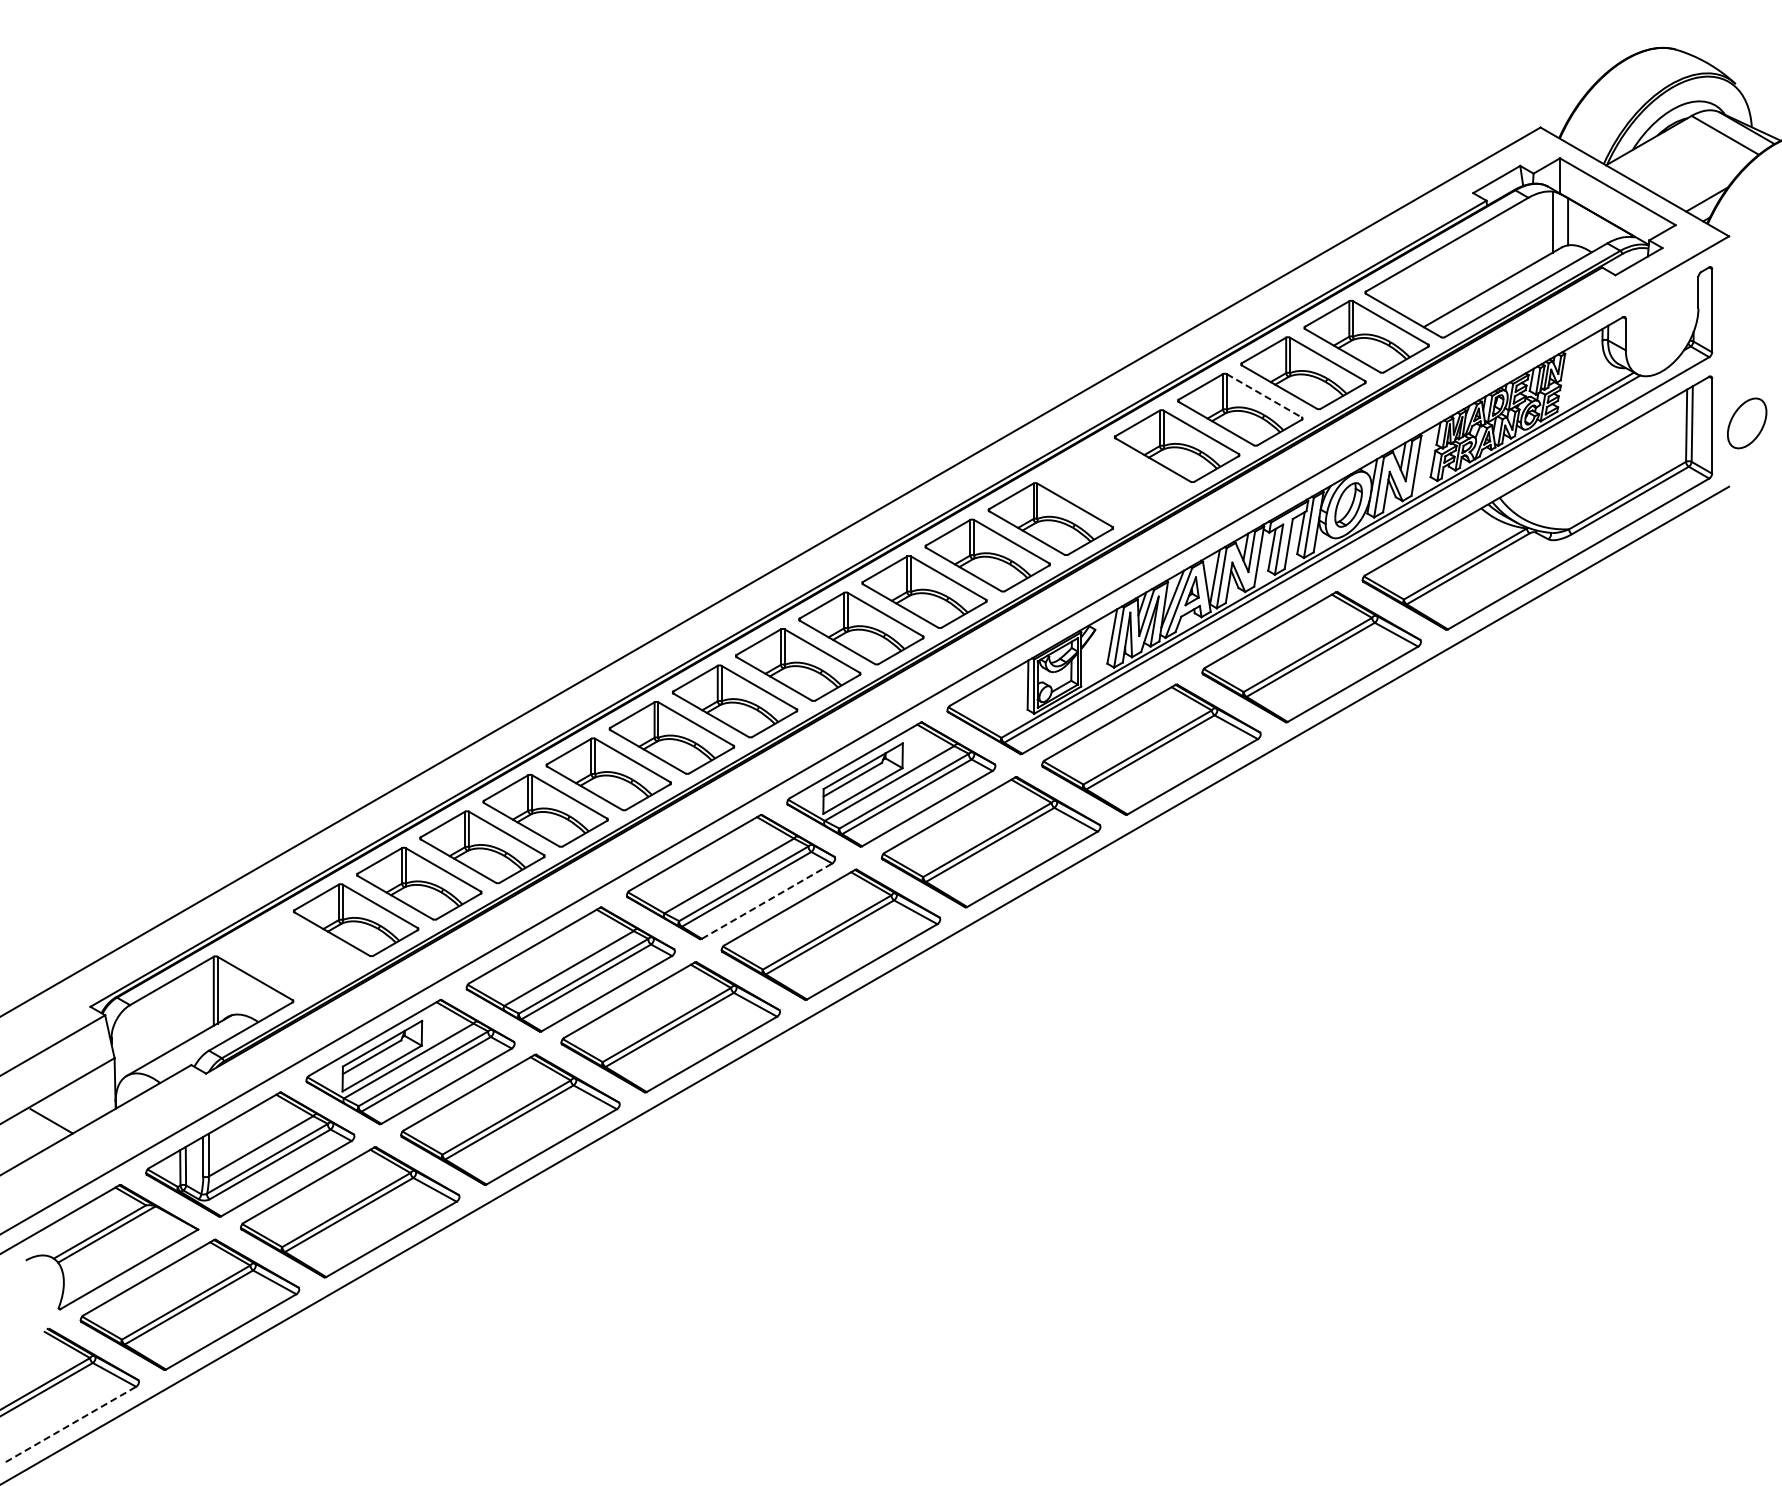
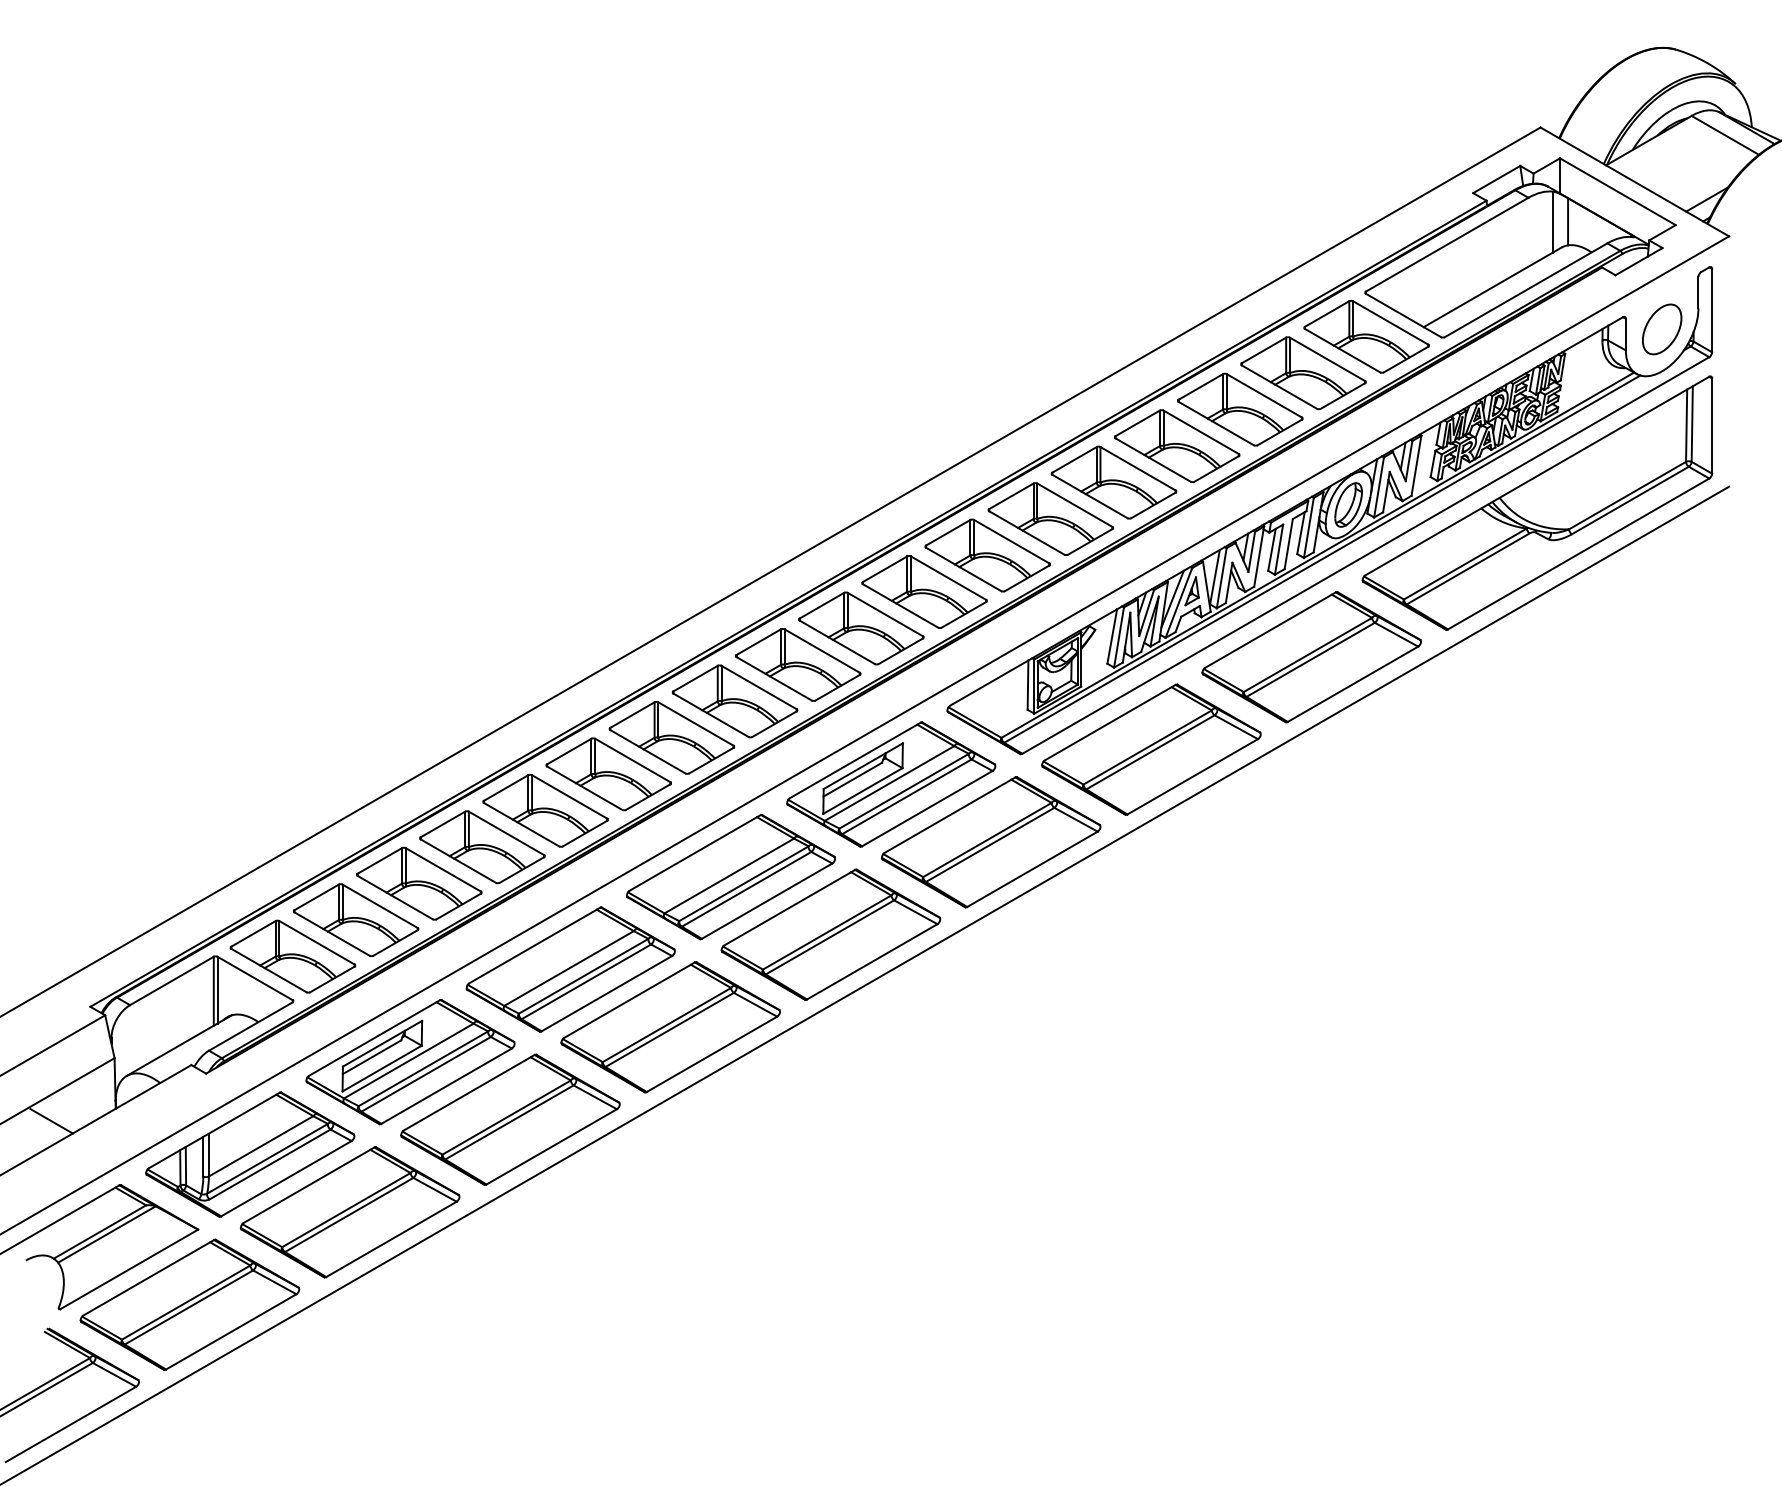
line: dashed -> solid (1264, 396)
part position: (1747, 423) -> (1662, 329) (1662, 329)
part: none -> present (1113, 482)
line: dashed -> solid (767, 900)
part: none -> present (292, 956)
line: dashed -> solid (71, 1424)
